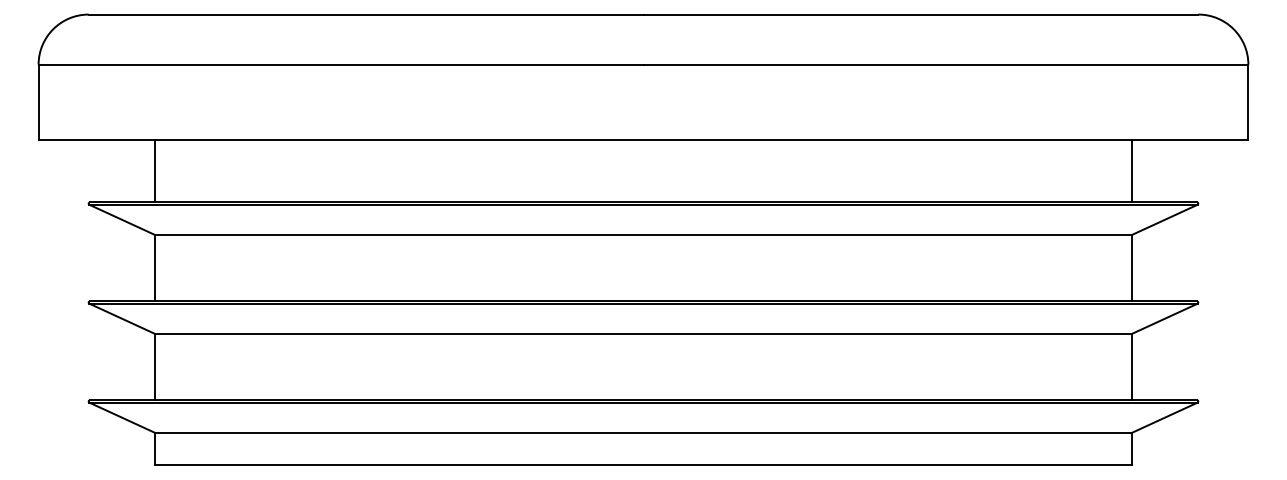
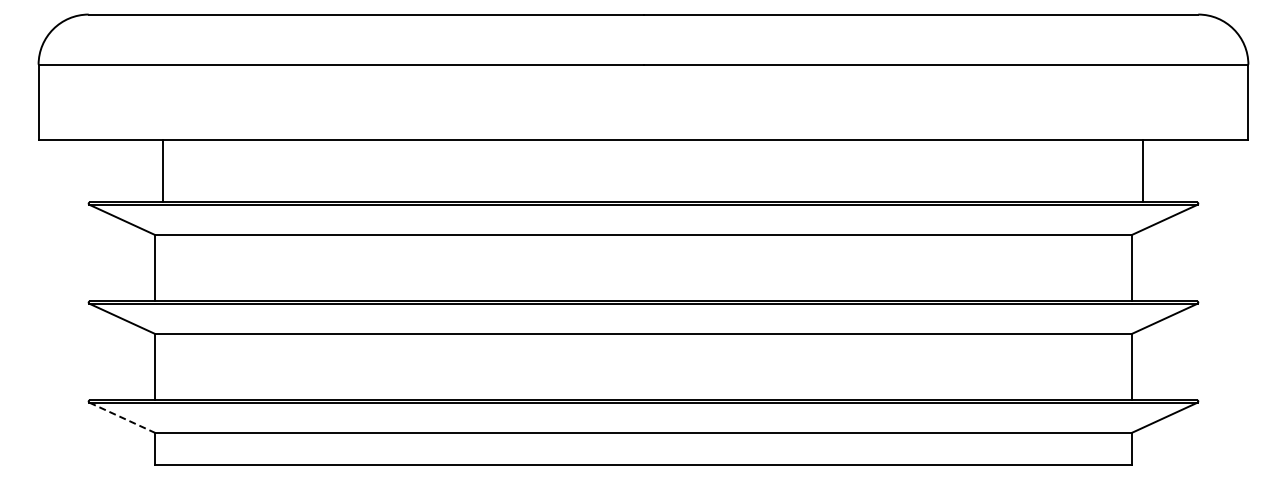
line position: (155, 170) -> (163, 170) (163, 170)
line position: (1131, 170) -> (1142, 170) (1142, 170)
line: solid -> dashed (122, 417)
